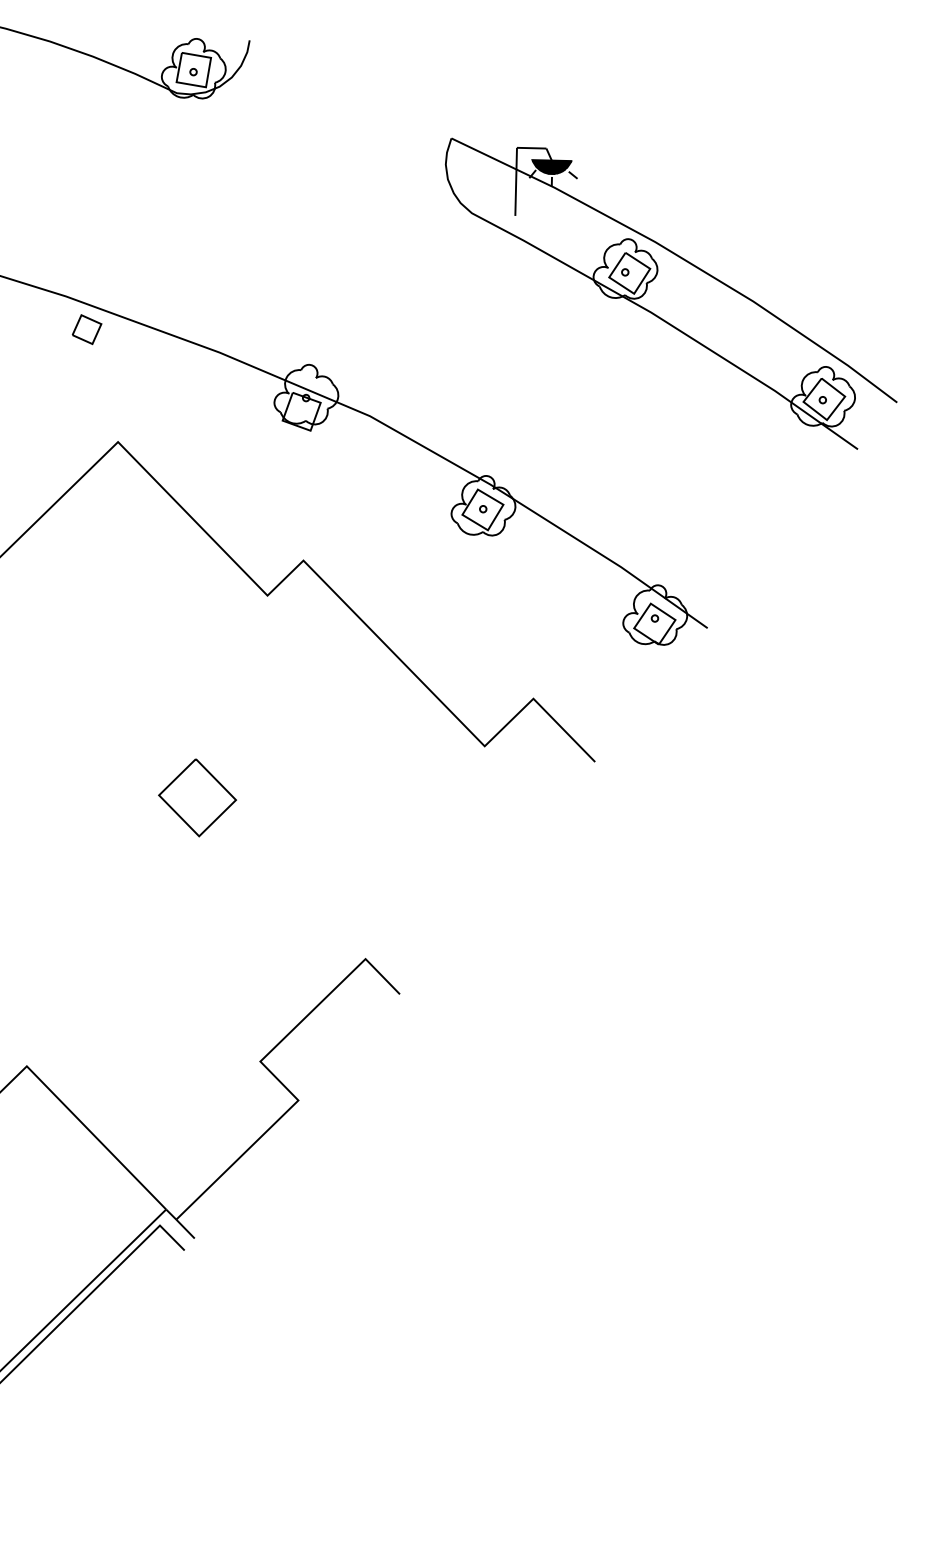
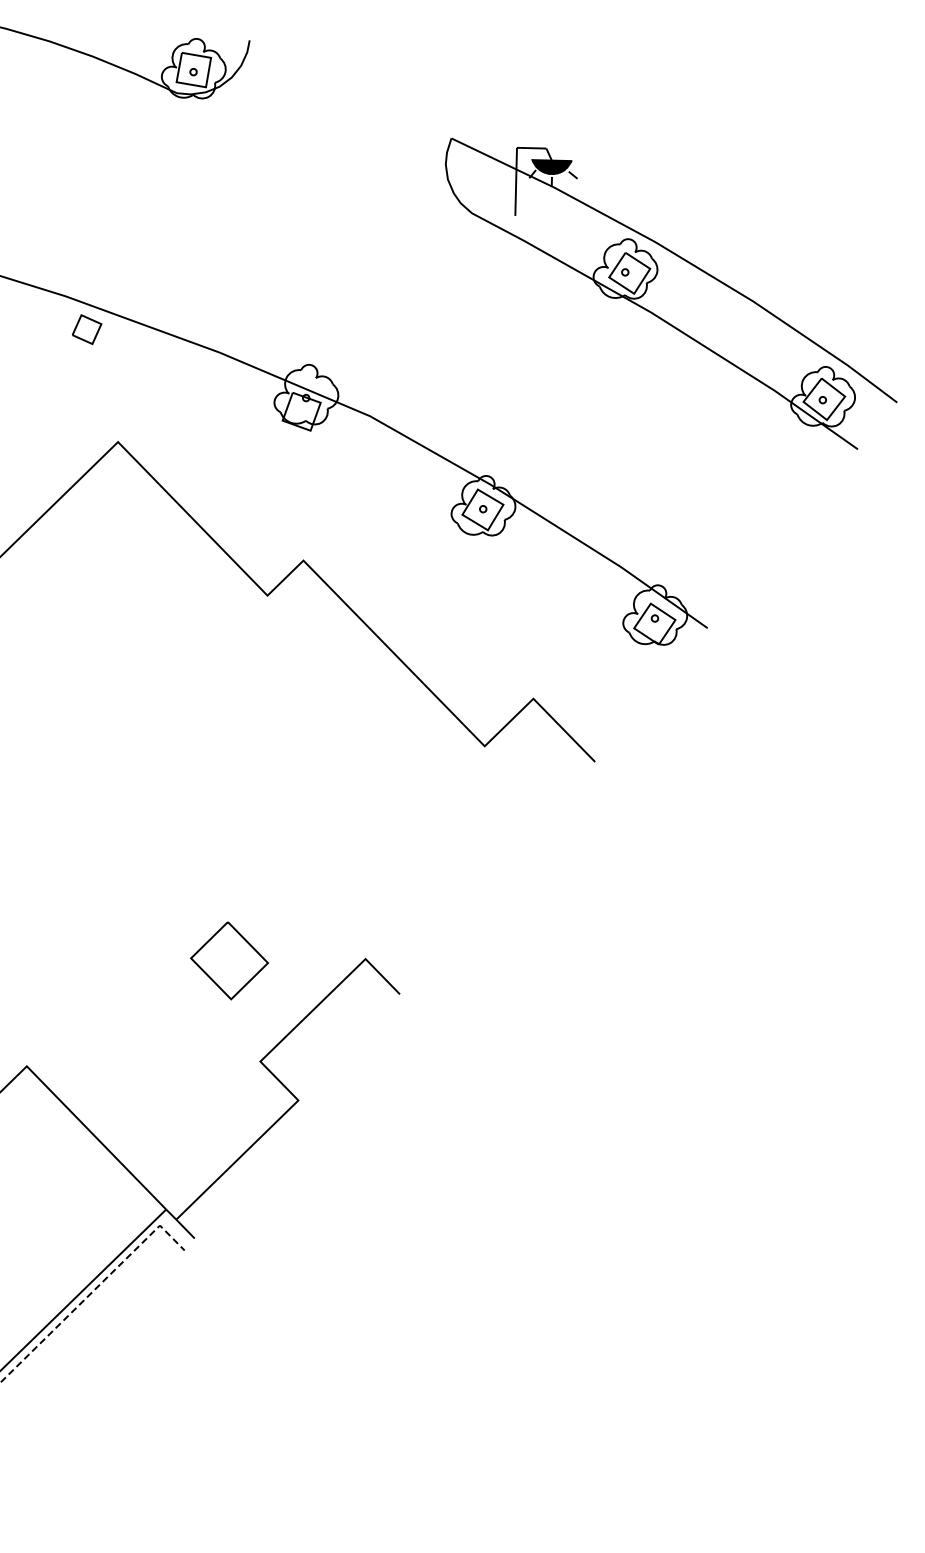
part position: (197, 797) -> (229, 960) (229, 960)
line: solid -> dashed (93, 1290)
